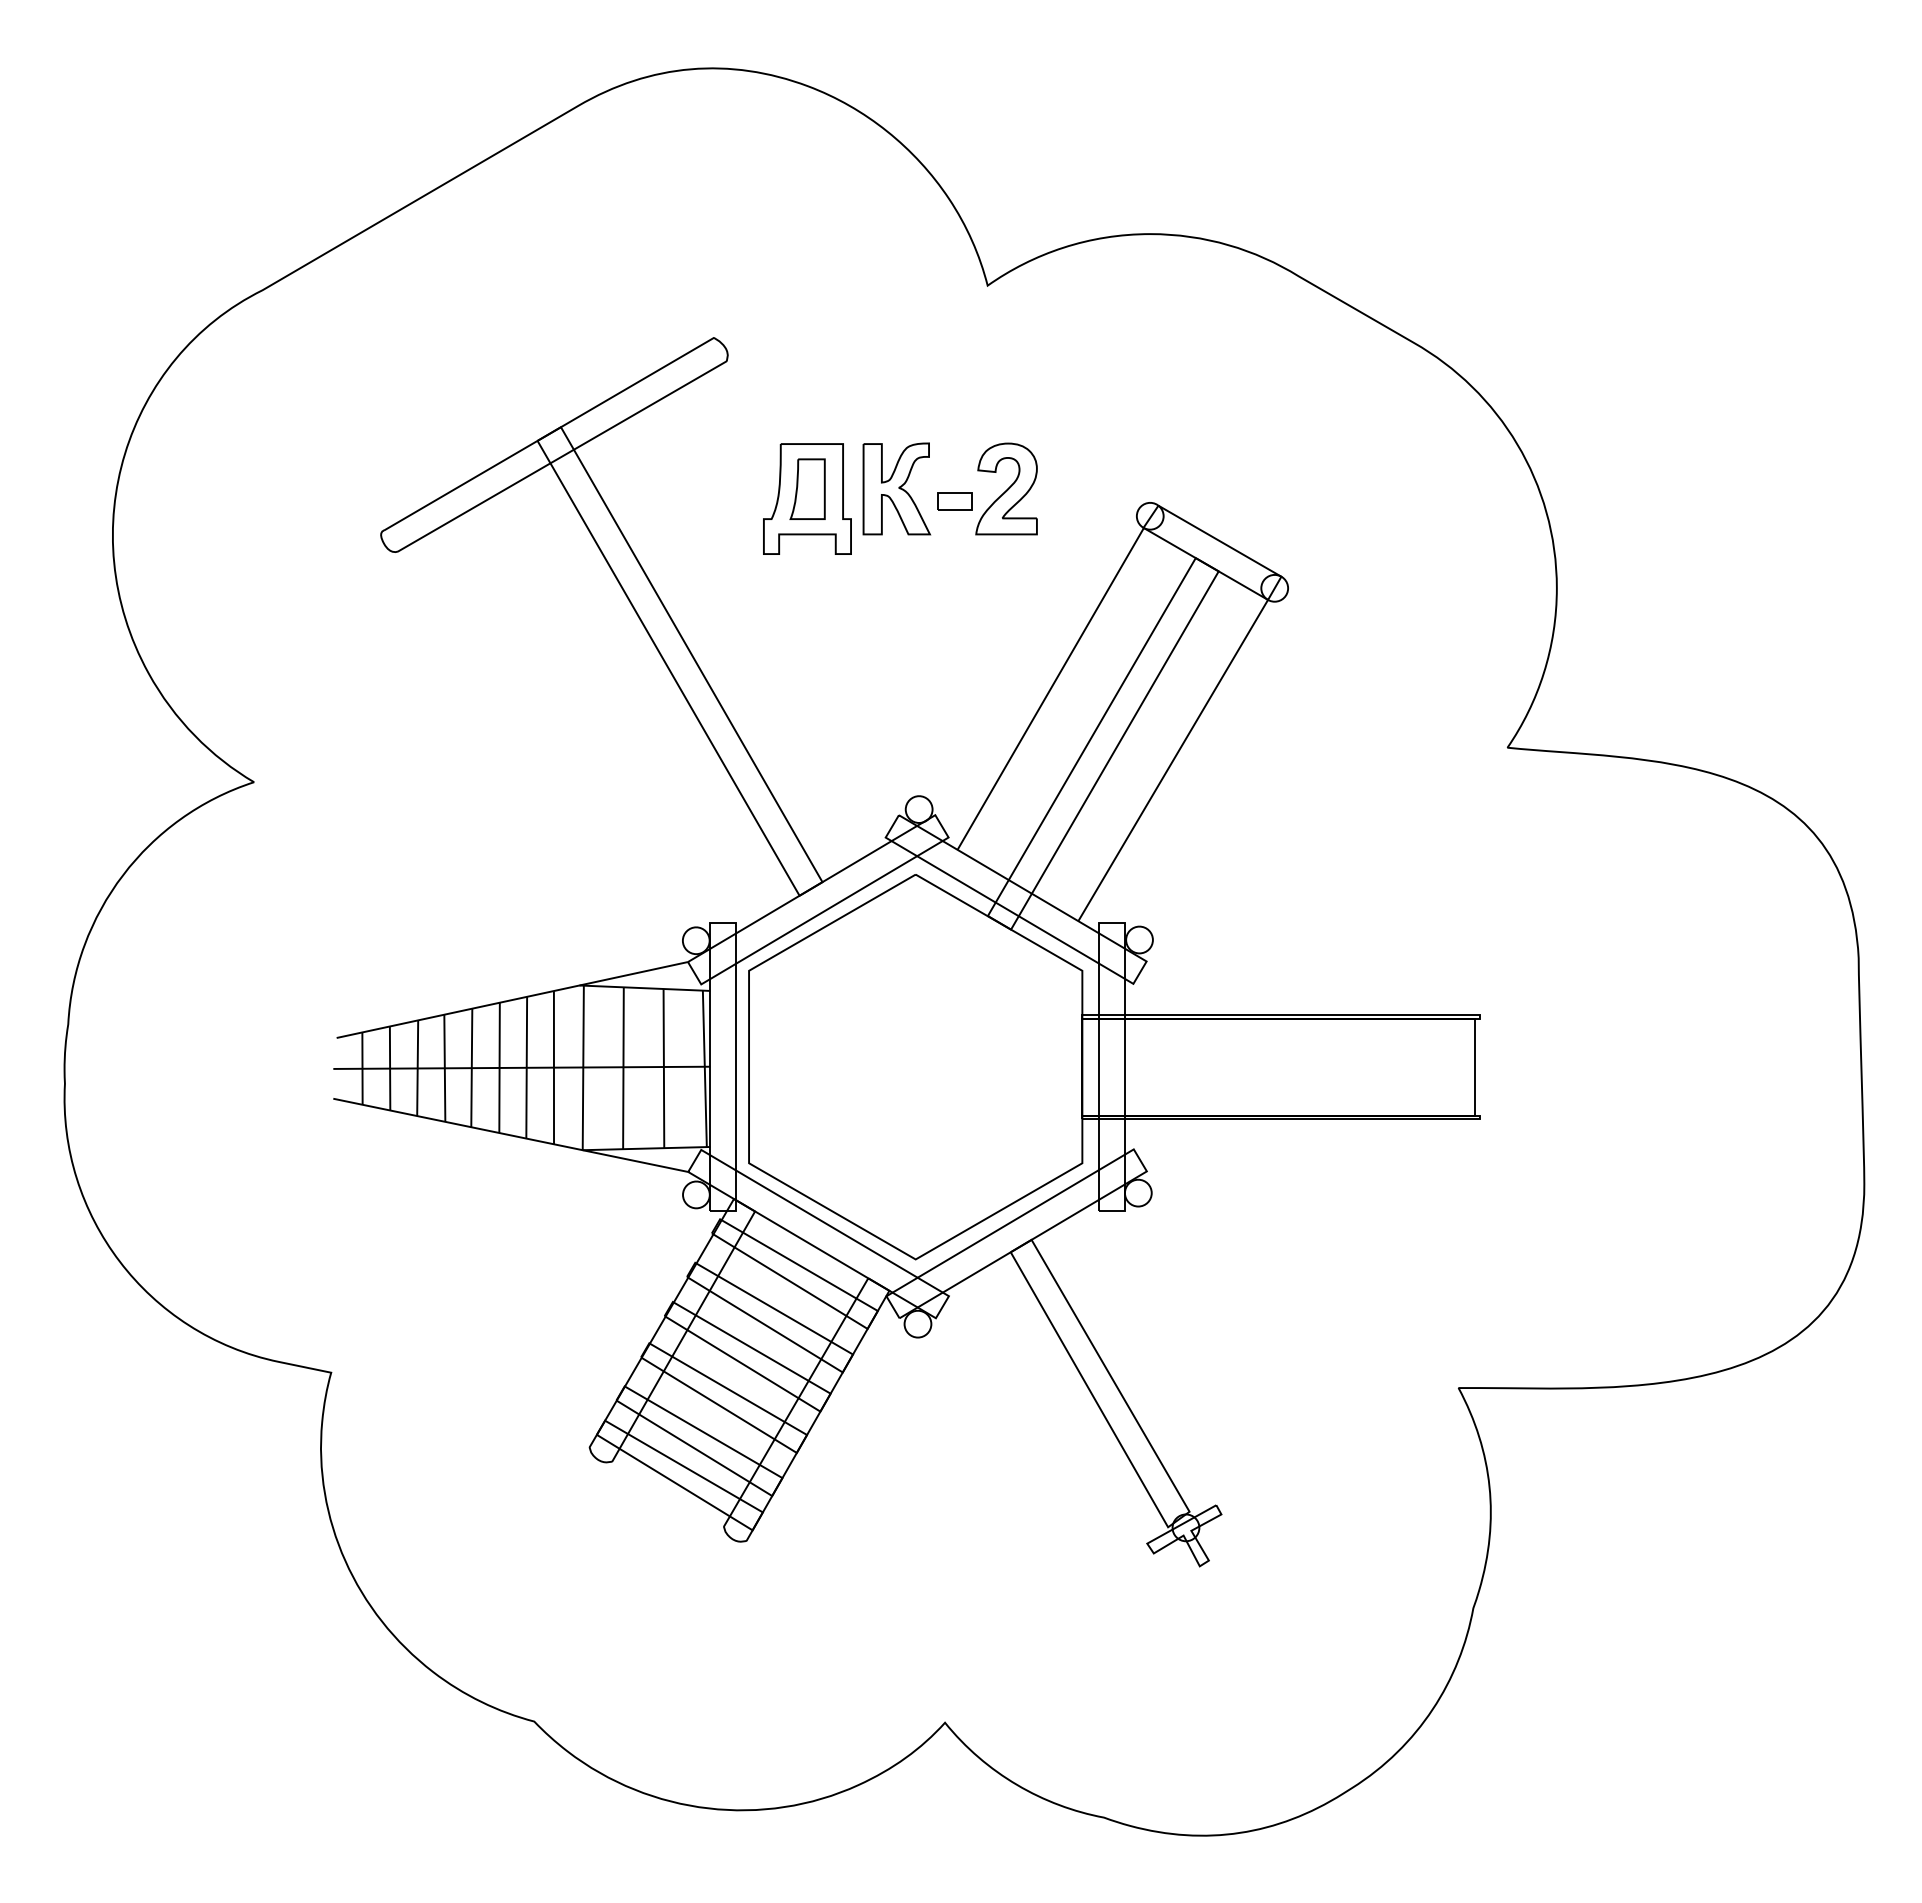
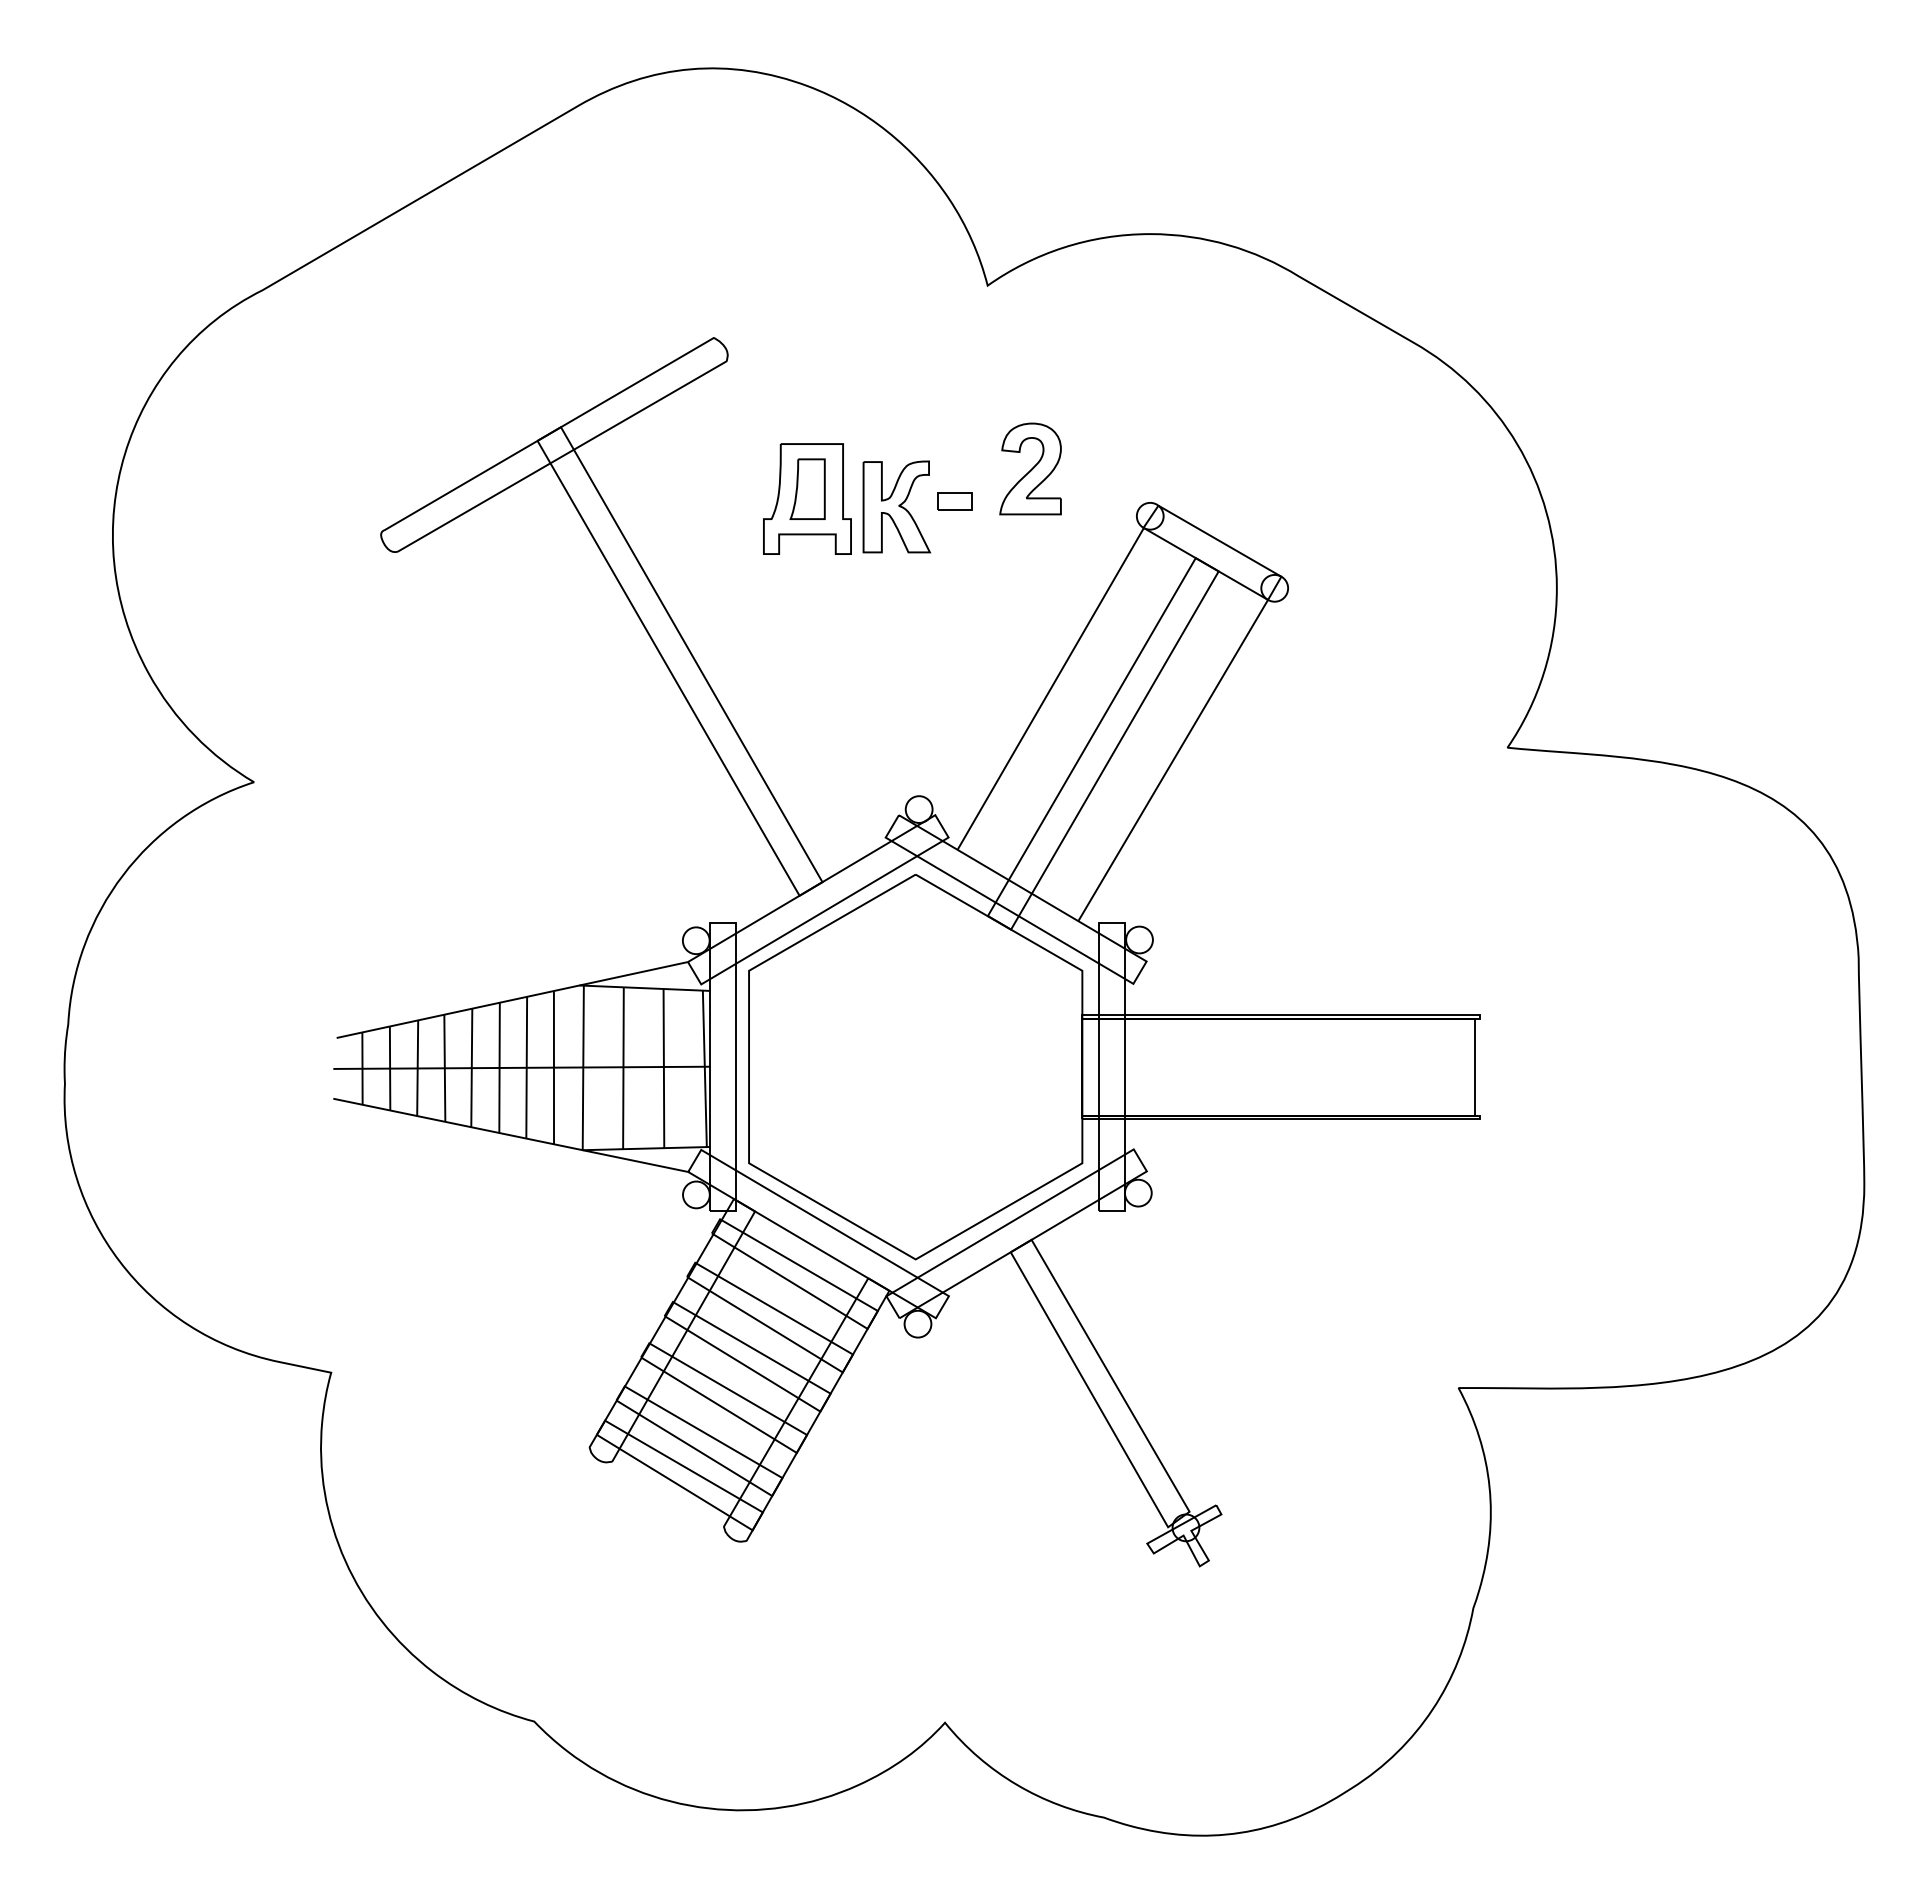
part position: (896, 488) -> (896, 506) (896, 506)
part position: (1006, 488) -> (1030, 468) (1030, 468)
